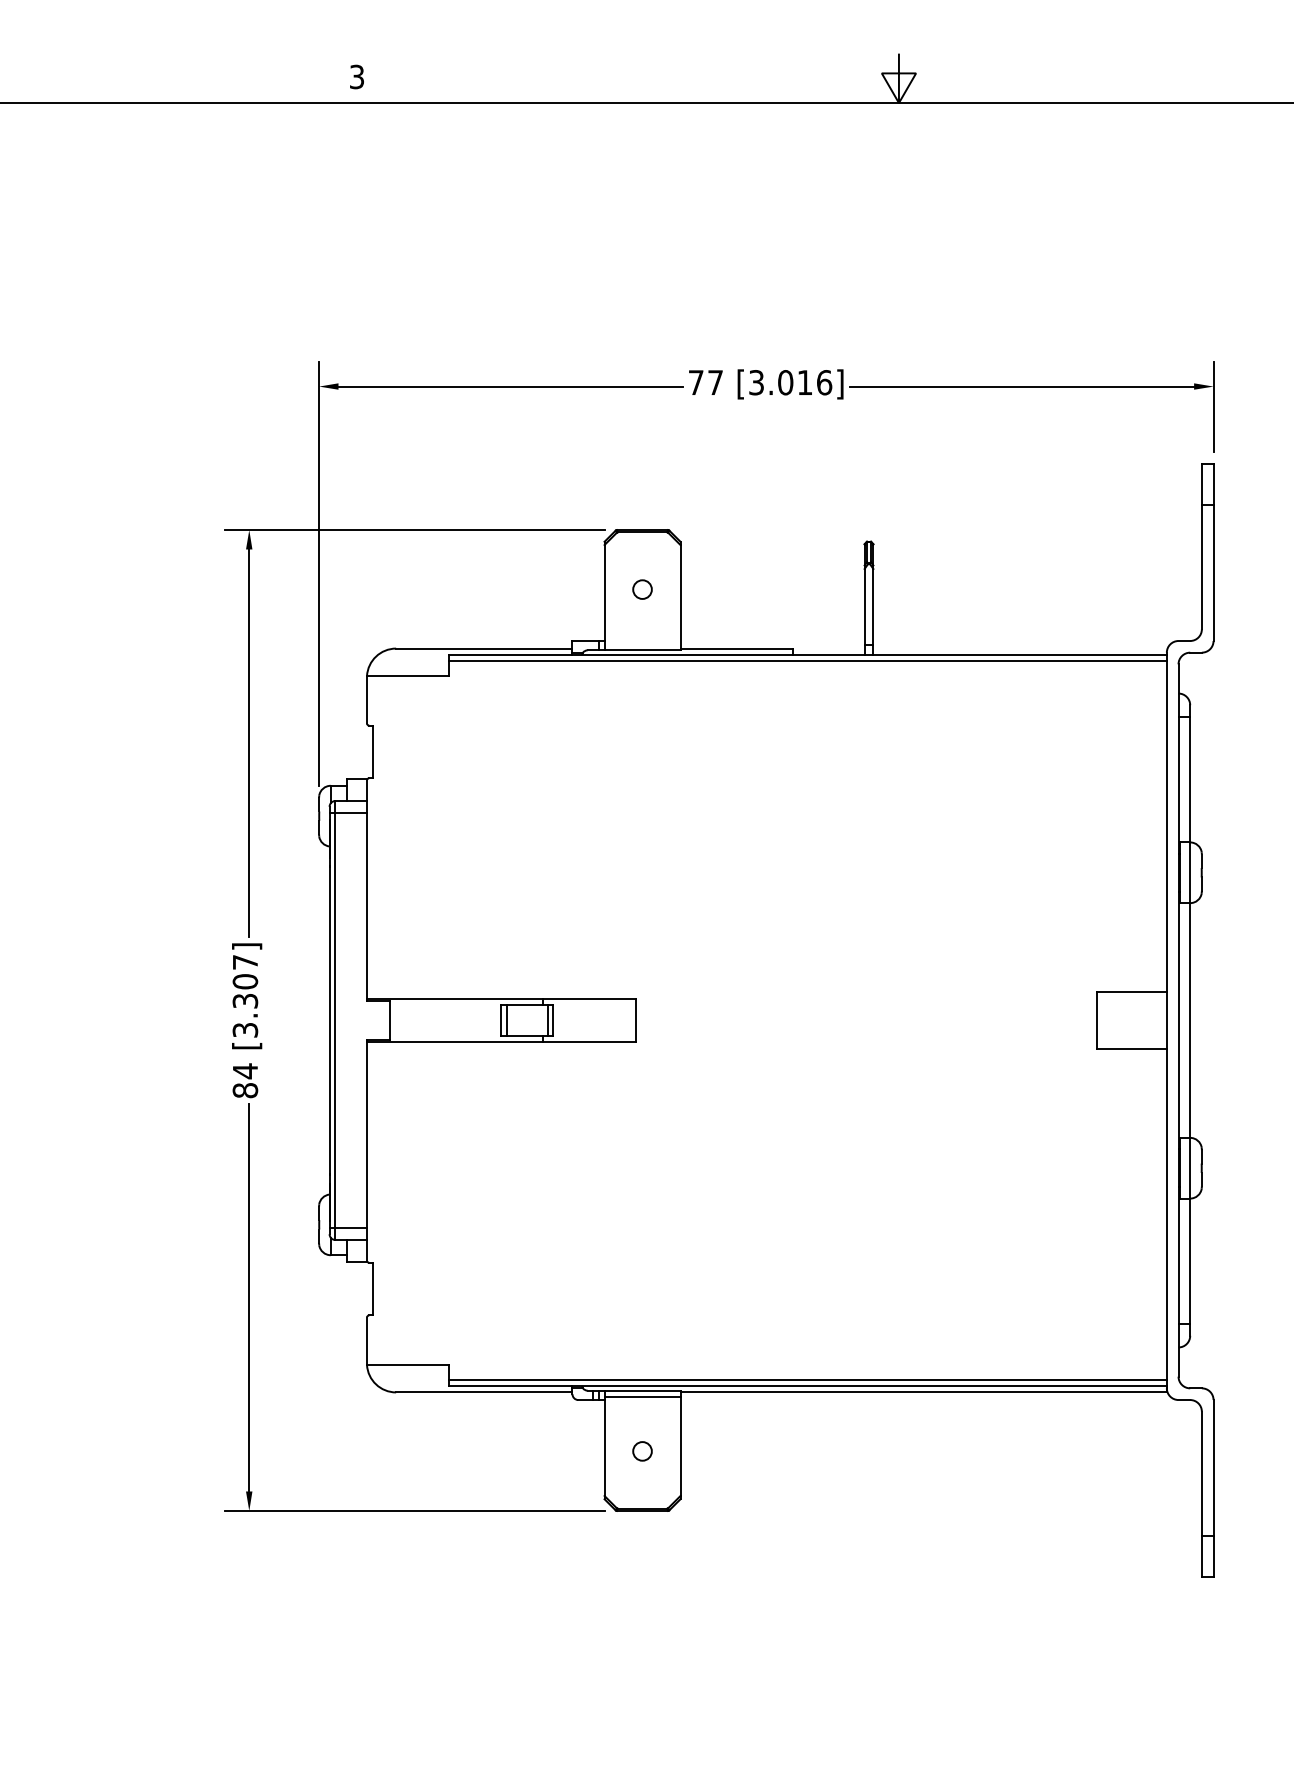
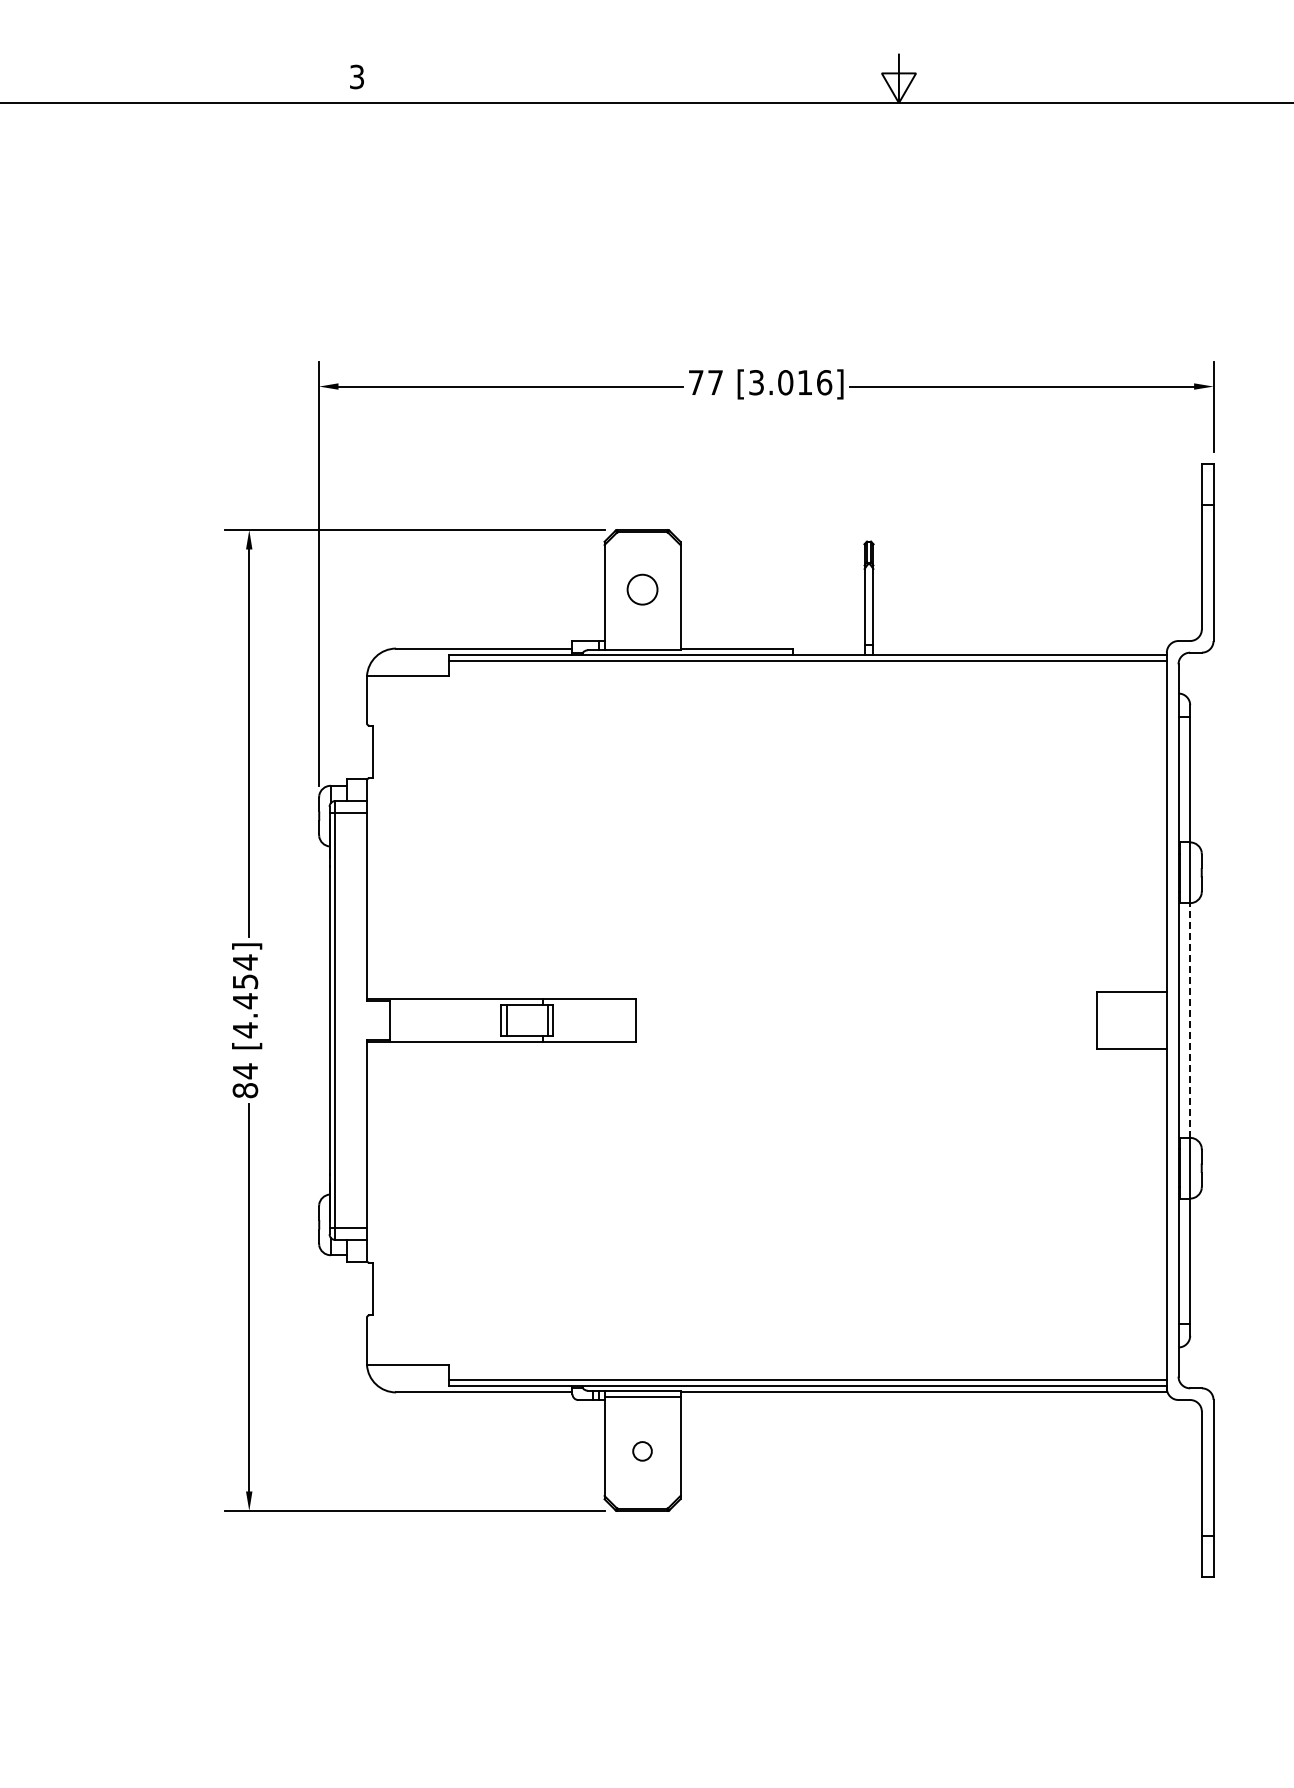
circle size: 21x21 px -> 33x33 px (642, 589)
text: [3.307] -> [4.454] (245, 996)
line: solid -> dashed (1190, 1020)
